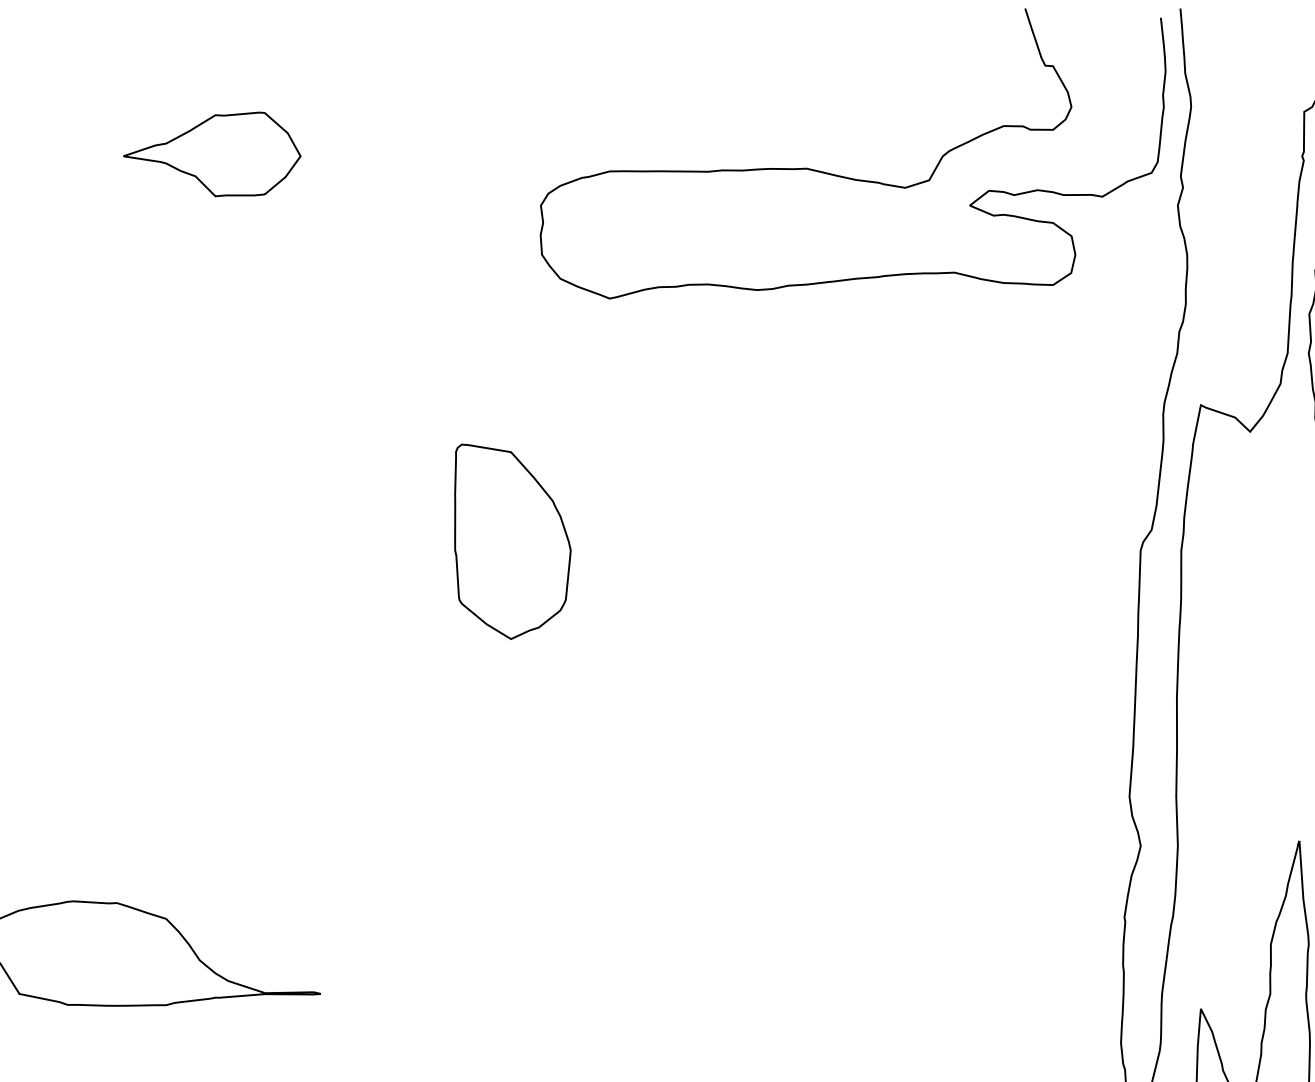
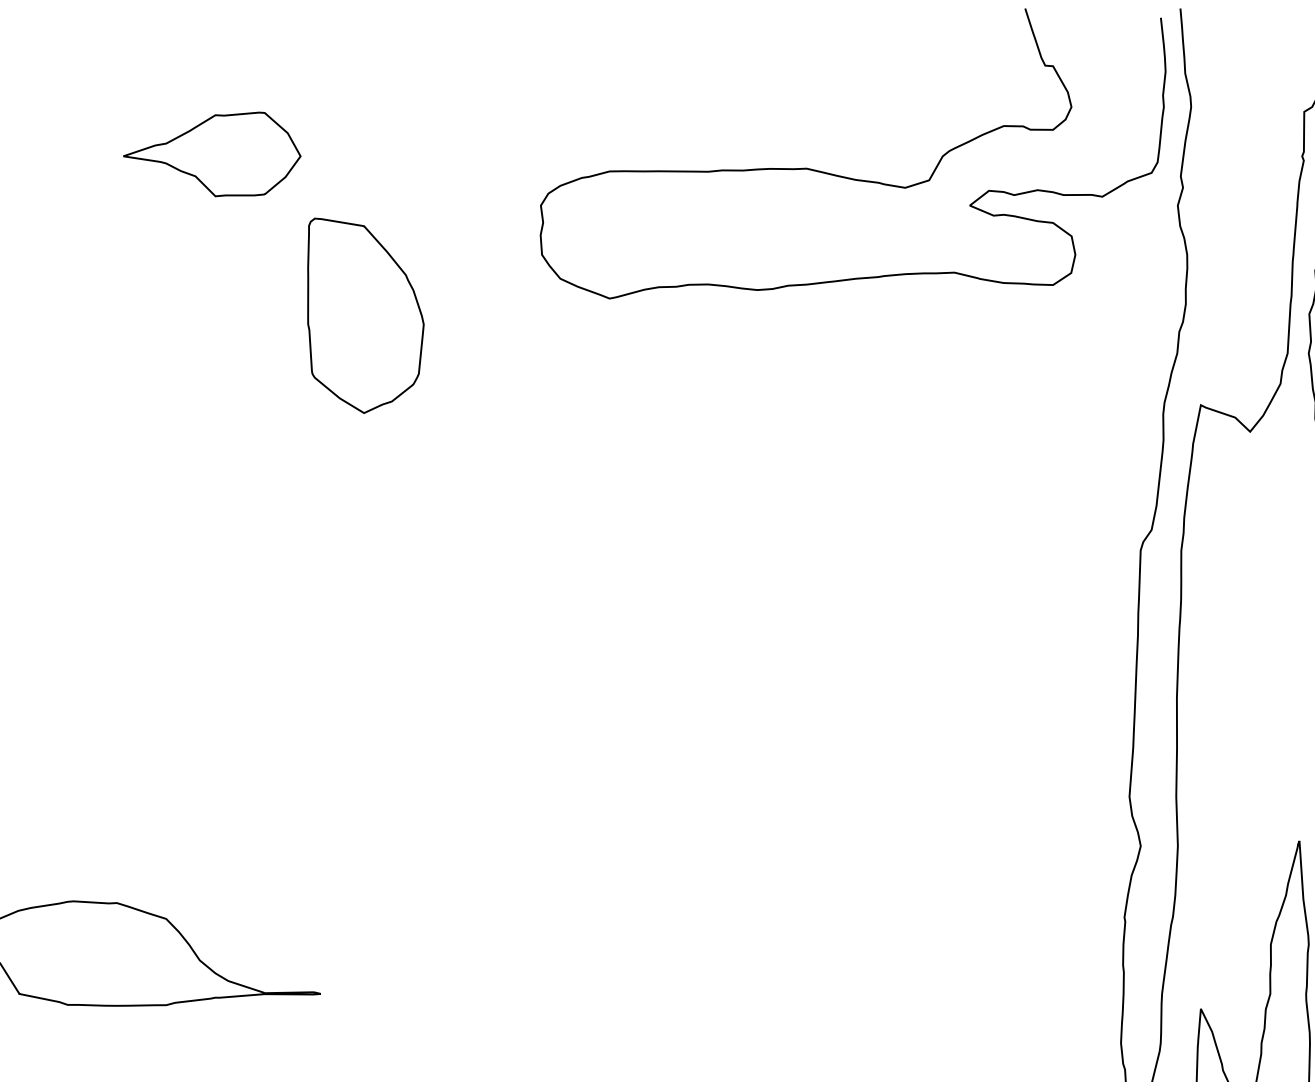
part position: (512, 541) -> (365, 315) (365, 315)
